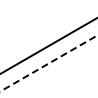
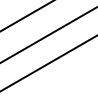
line: none -> present (26, 16)
line position: (48, 45) -> (48, 34) (48, 34)
line: dashed -> solid (48, 63)
